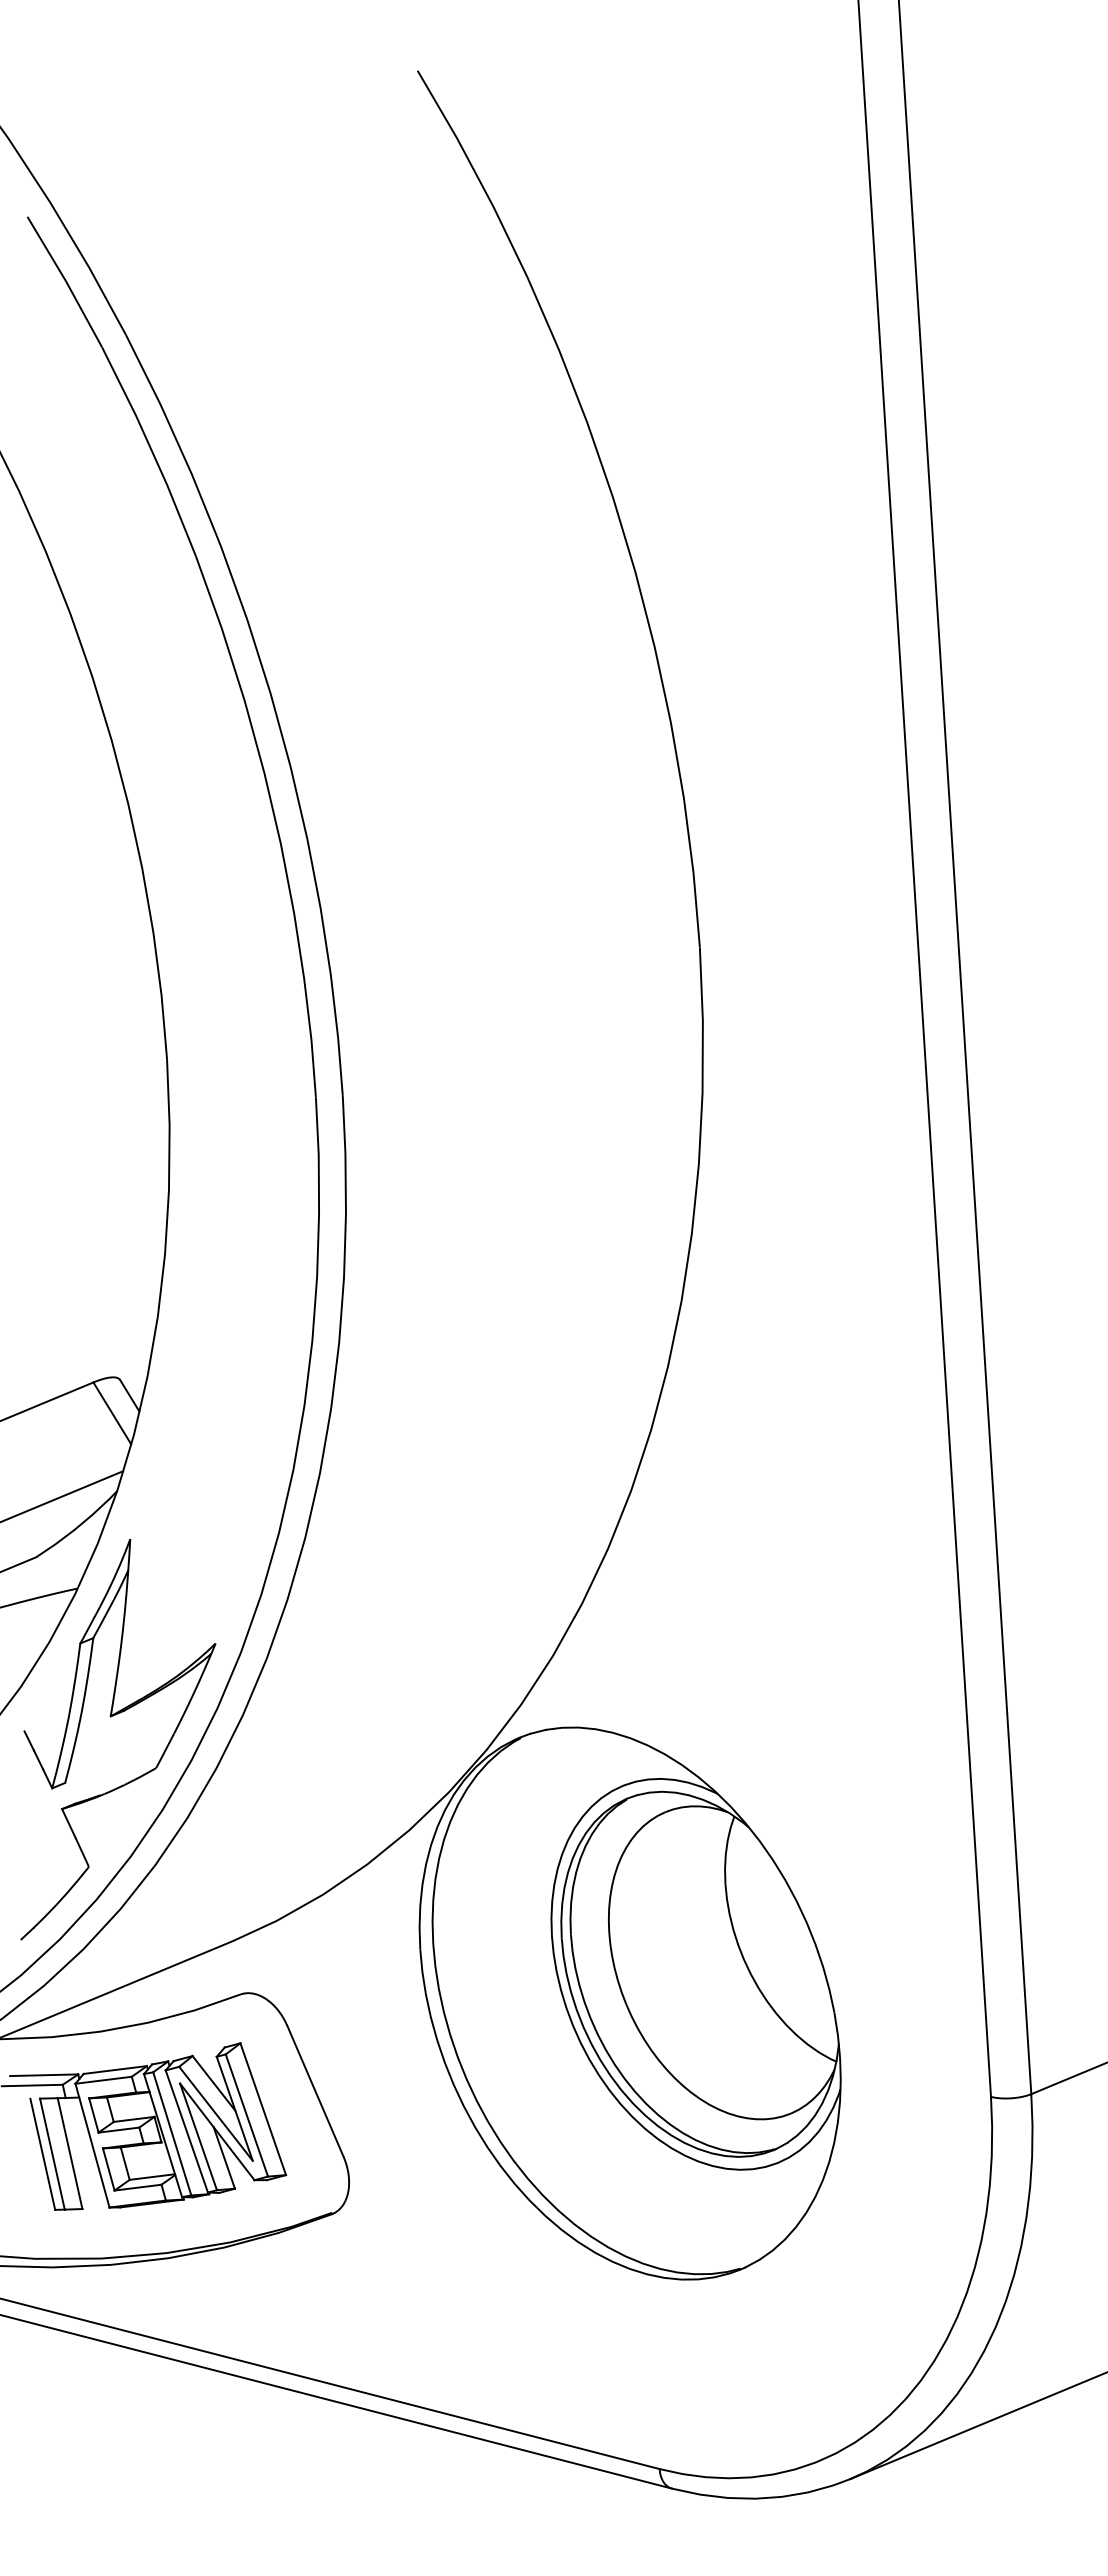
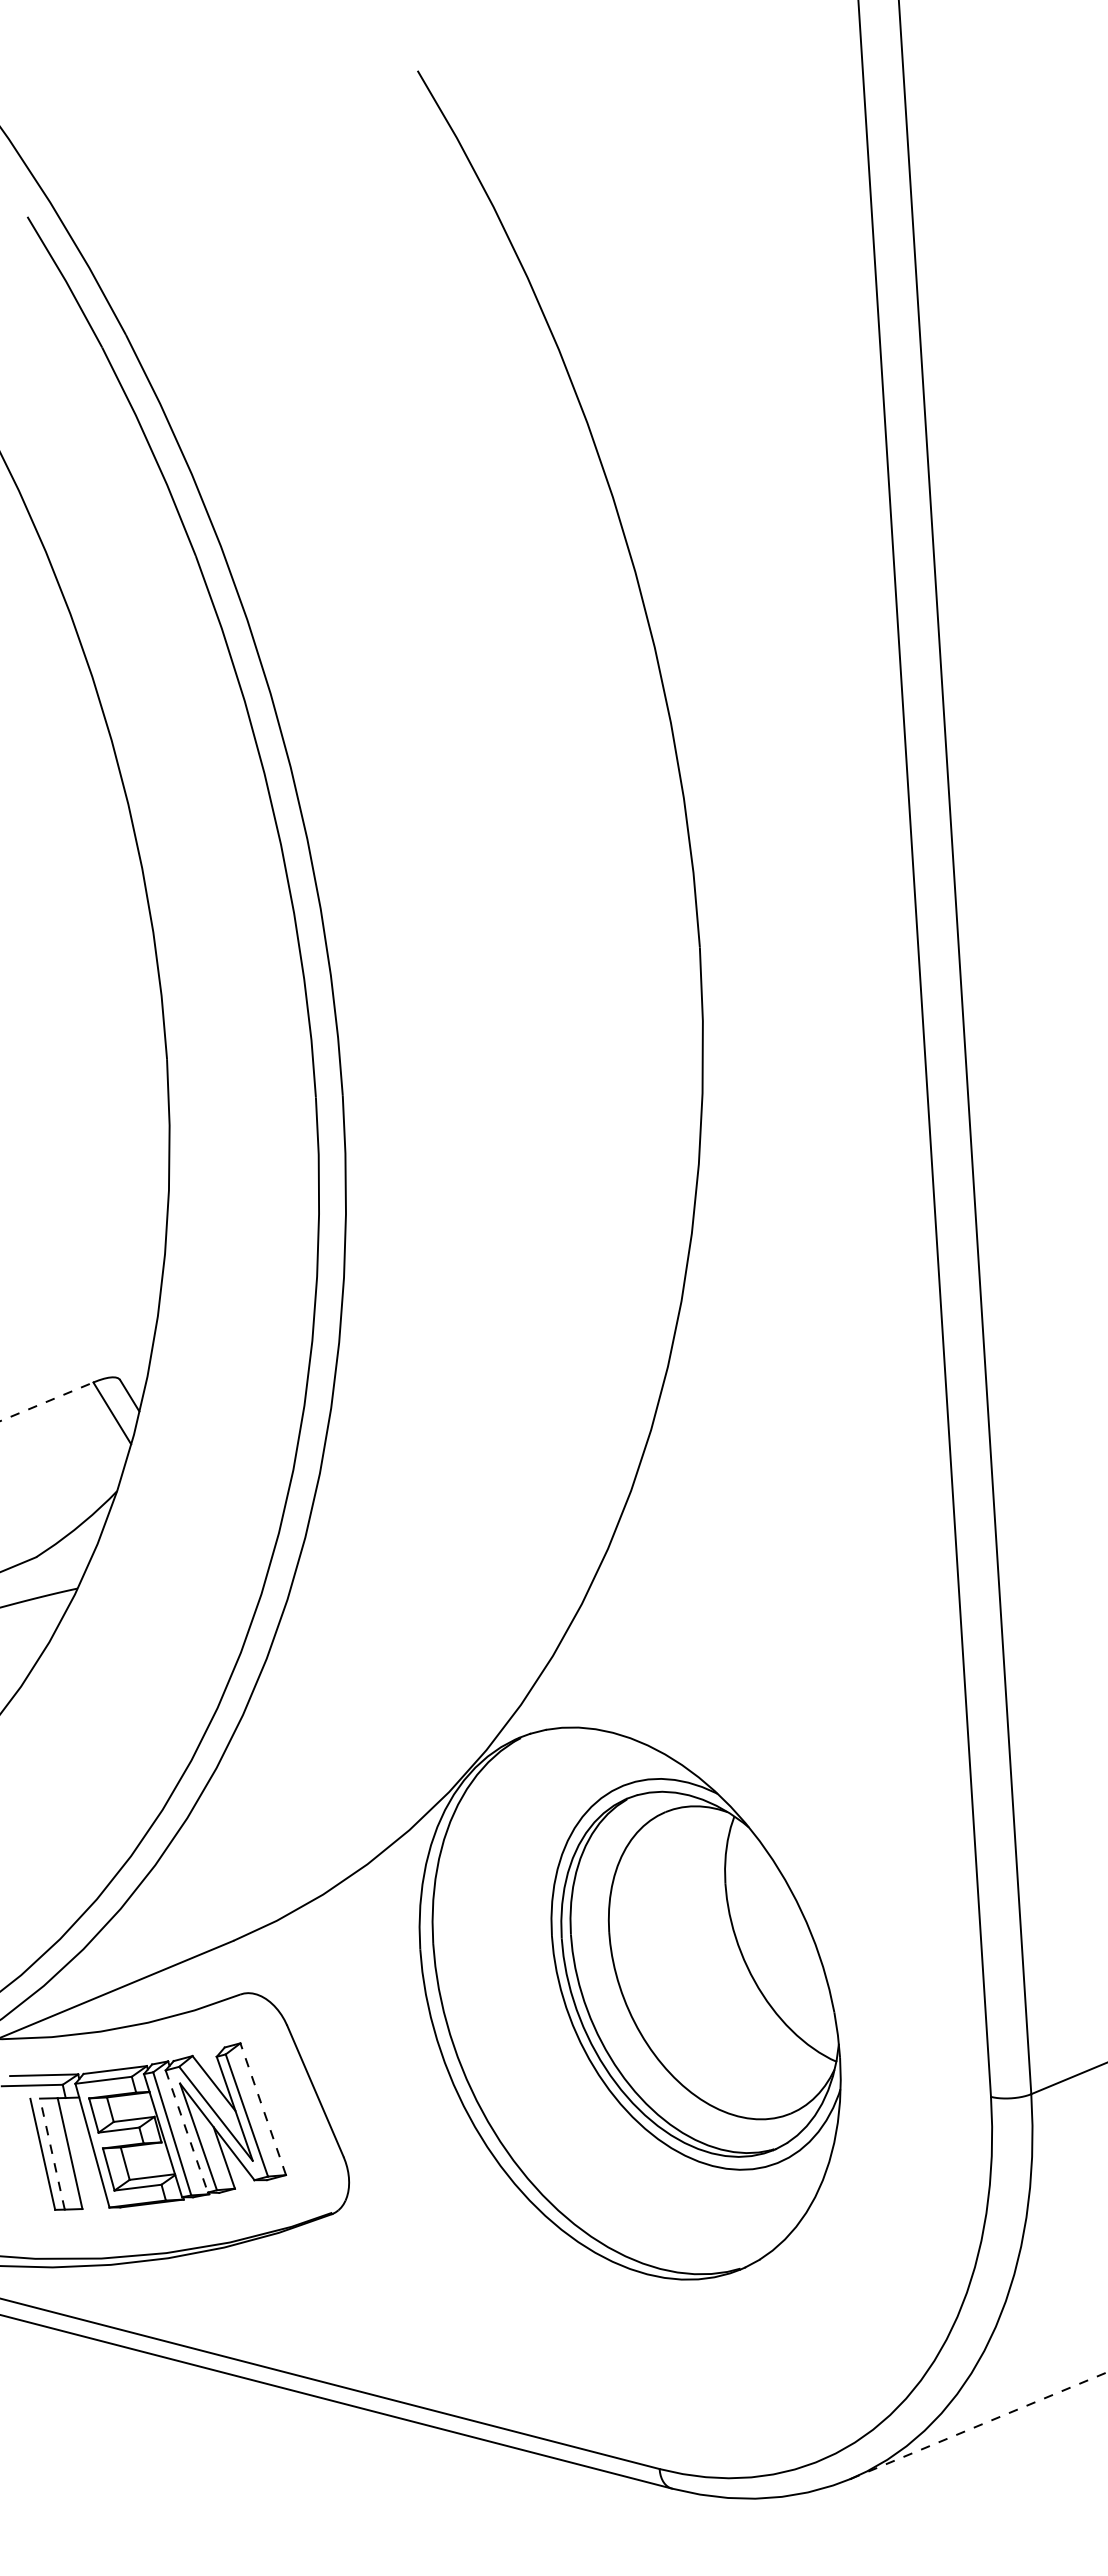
line: solid -> dashed (47, 1401)
line: present -> none (62, 1496)
part: present -> none (111, 1717)
line: solid -> dashed (263, 2109)
line: solid -> dashed (186, 2131)
line: solid -> dashed (52, 2154)
line: solid -> dashed (978, 2425)
